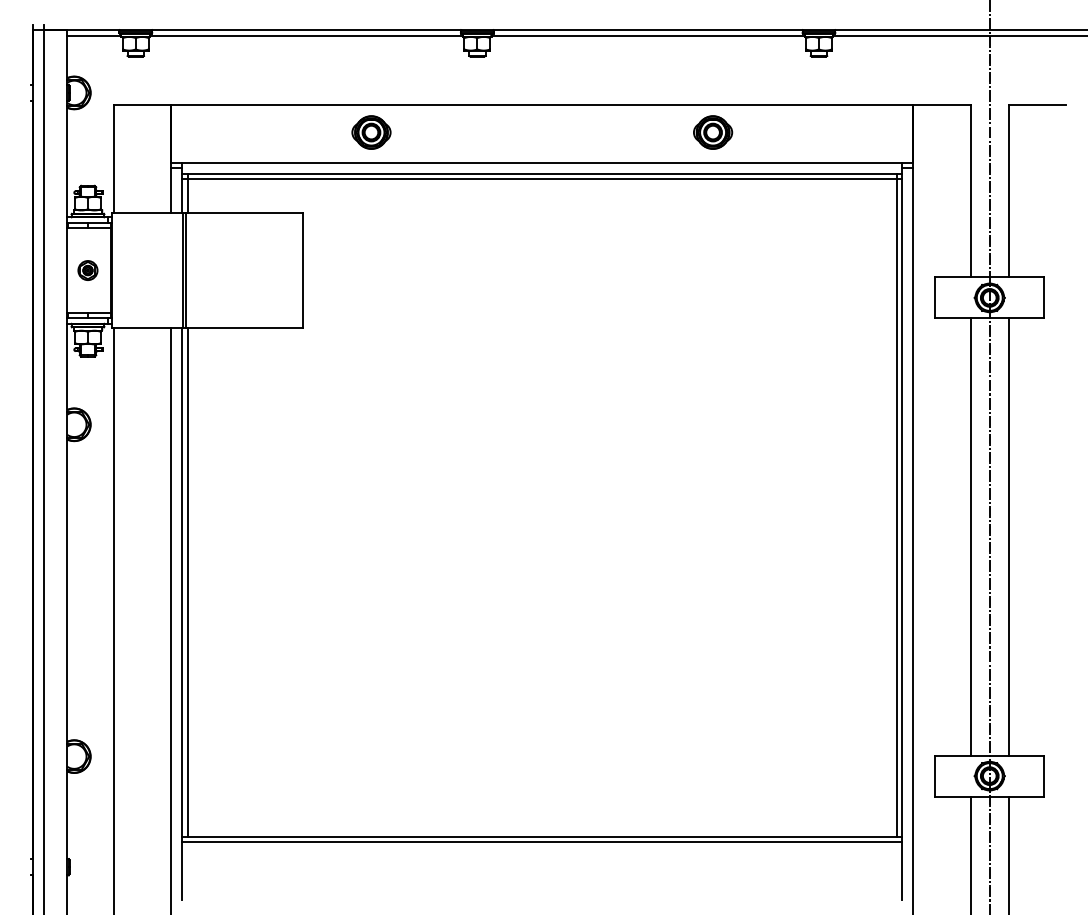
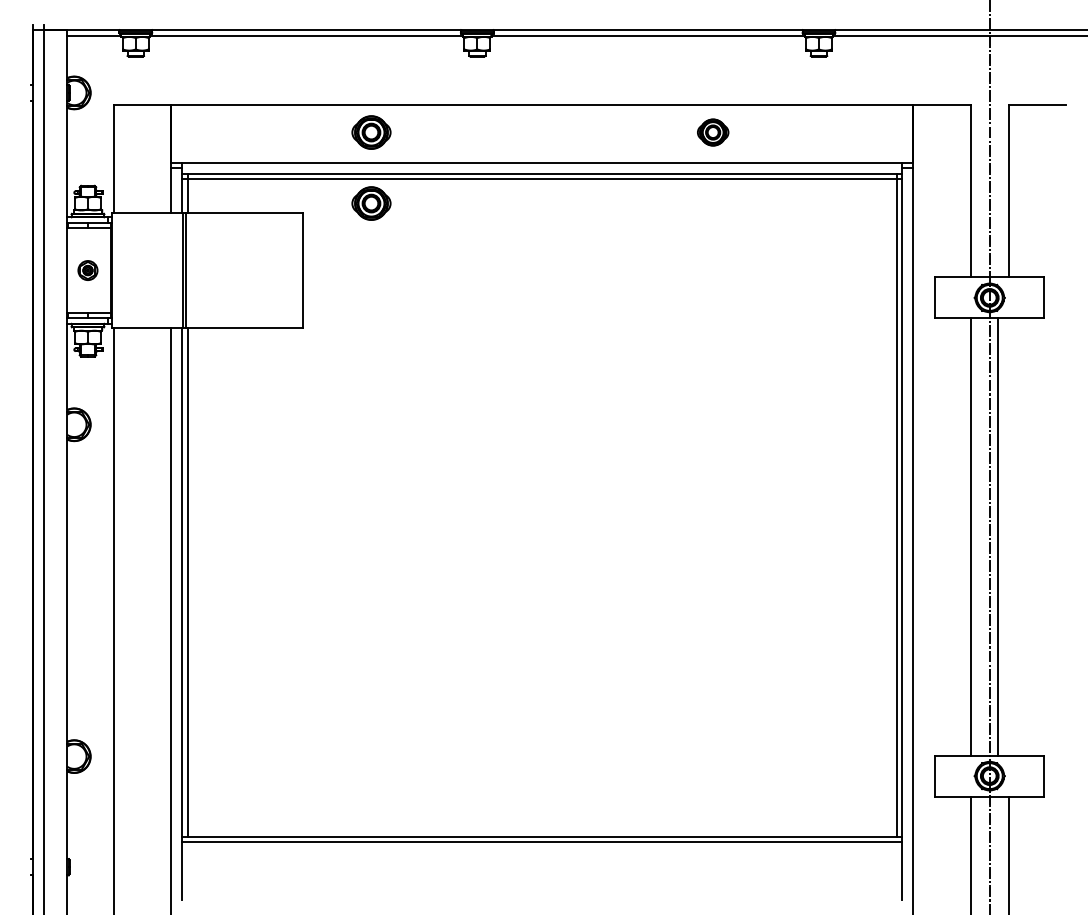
part size: 41x35 px -> 33x29 px (713, 132)
part: none -> present (371, 203)
line position: (1008, 536) -> (997, 536) (997, 536)
